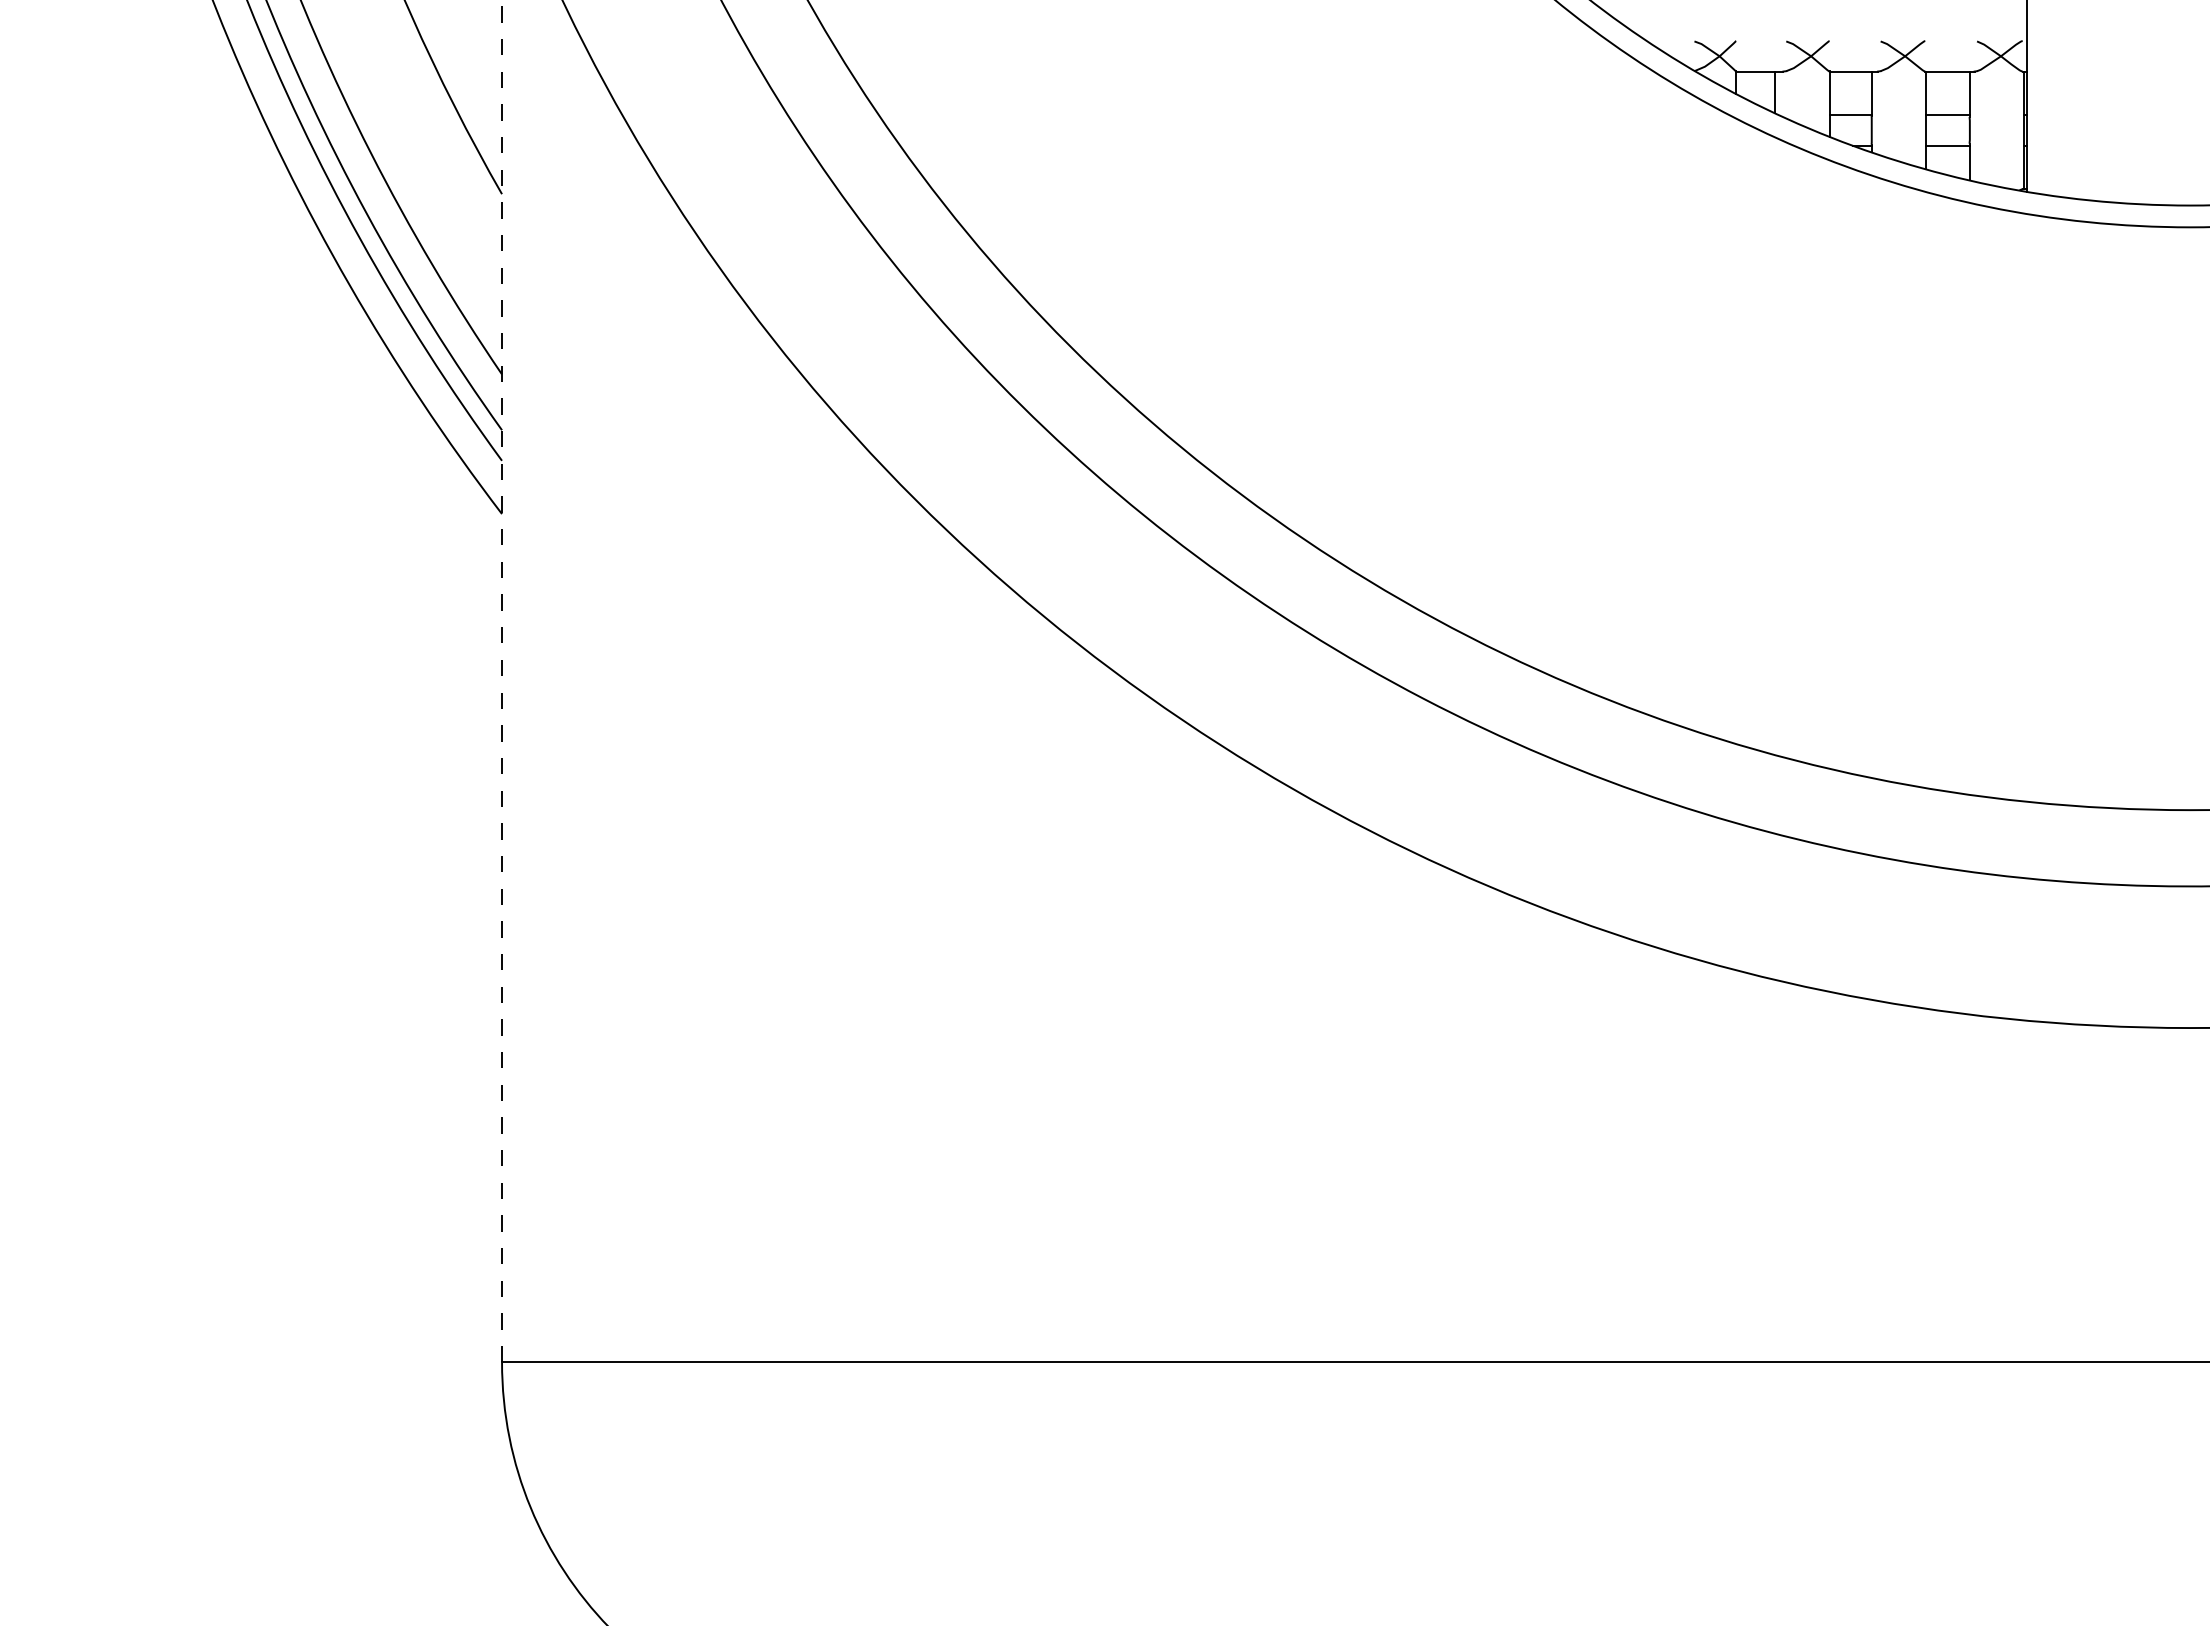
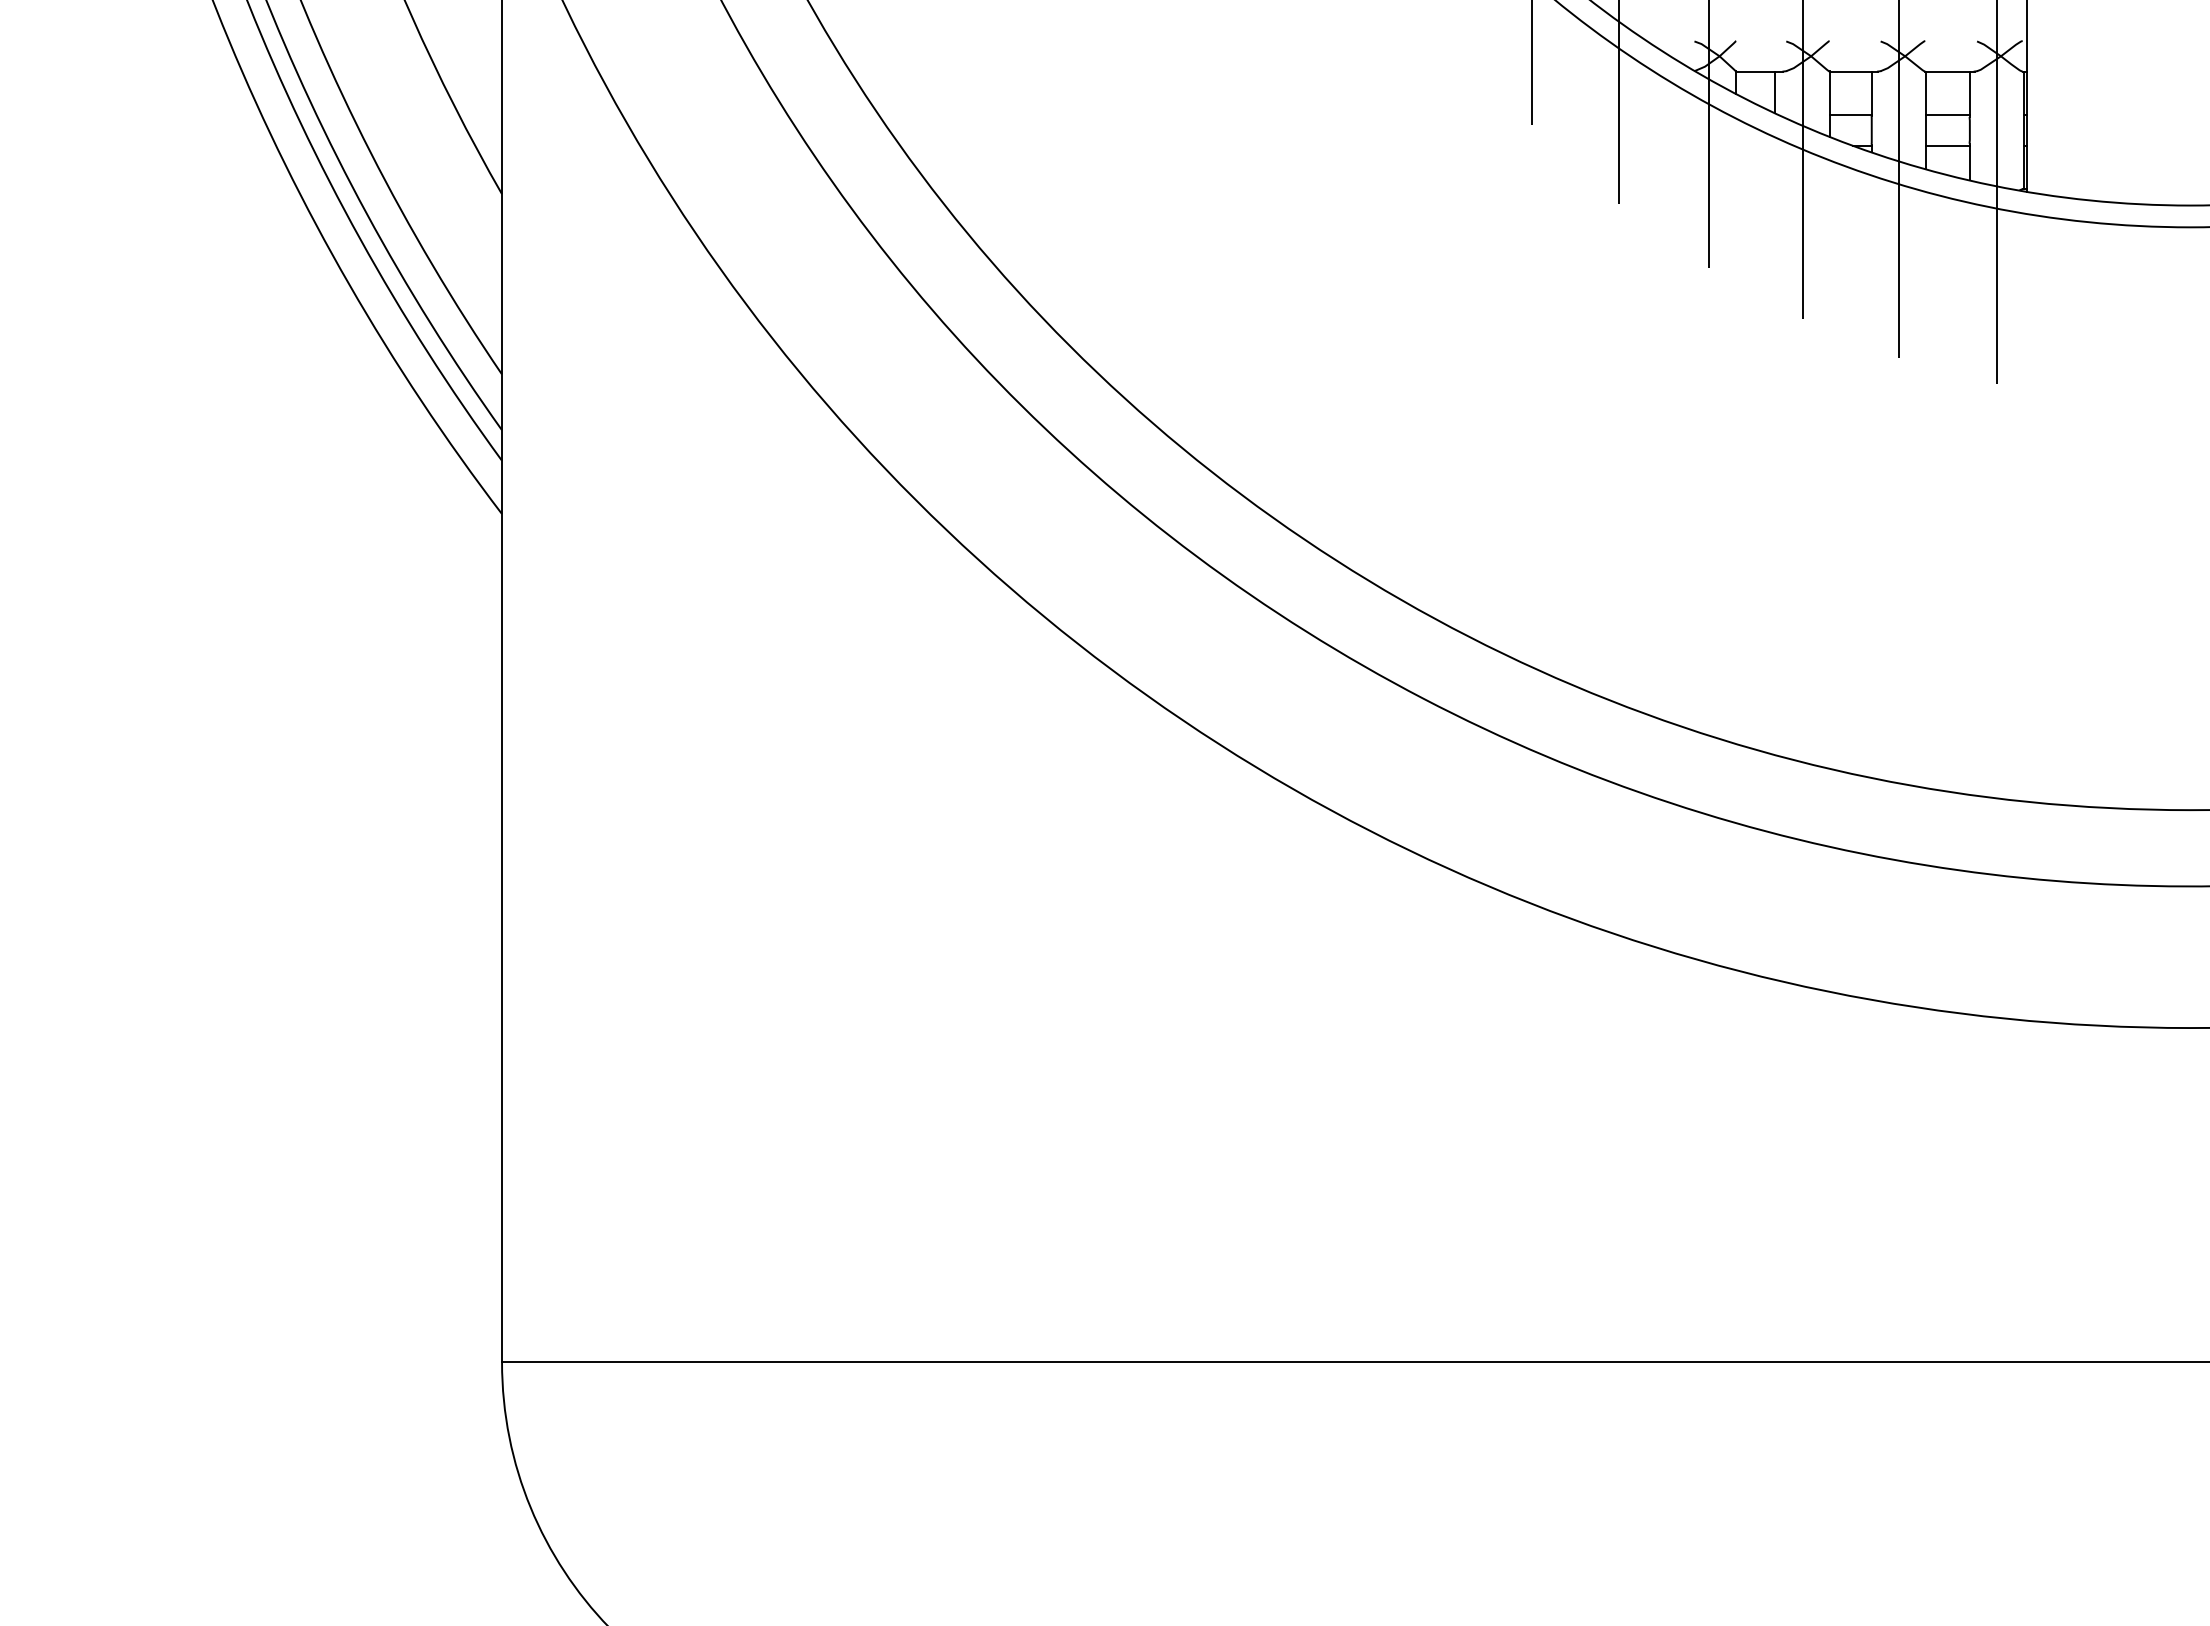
line: none -> present (1531, 63)
line: none -> present (1618, 103)
line: none -> present (1709, 134)
line: none -> present (1802, 160)
line: none -> present (1898, 179)
line: none -> present (1996, 192)
line: dashed -> solid (502, 680)
